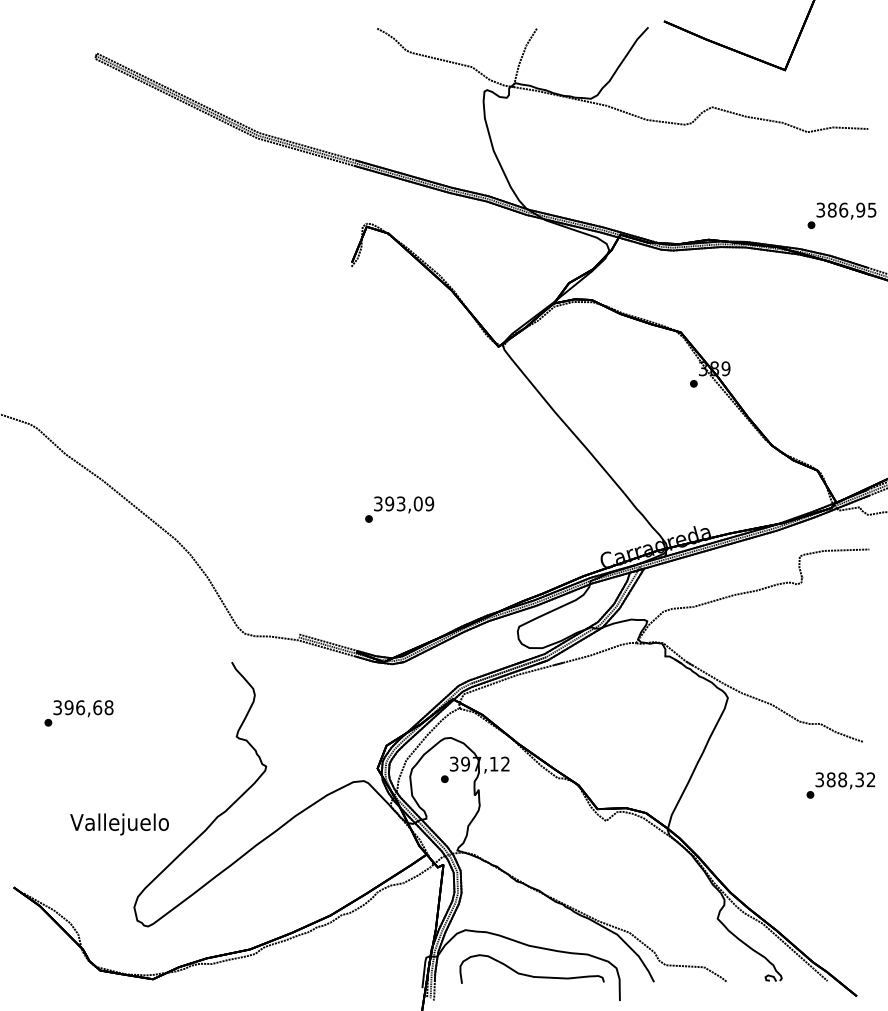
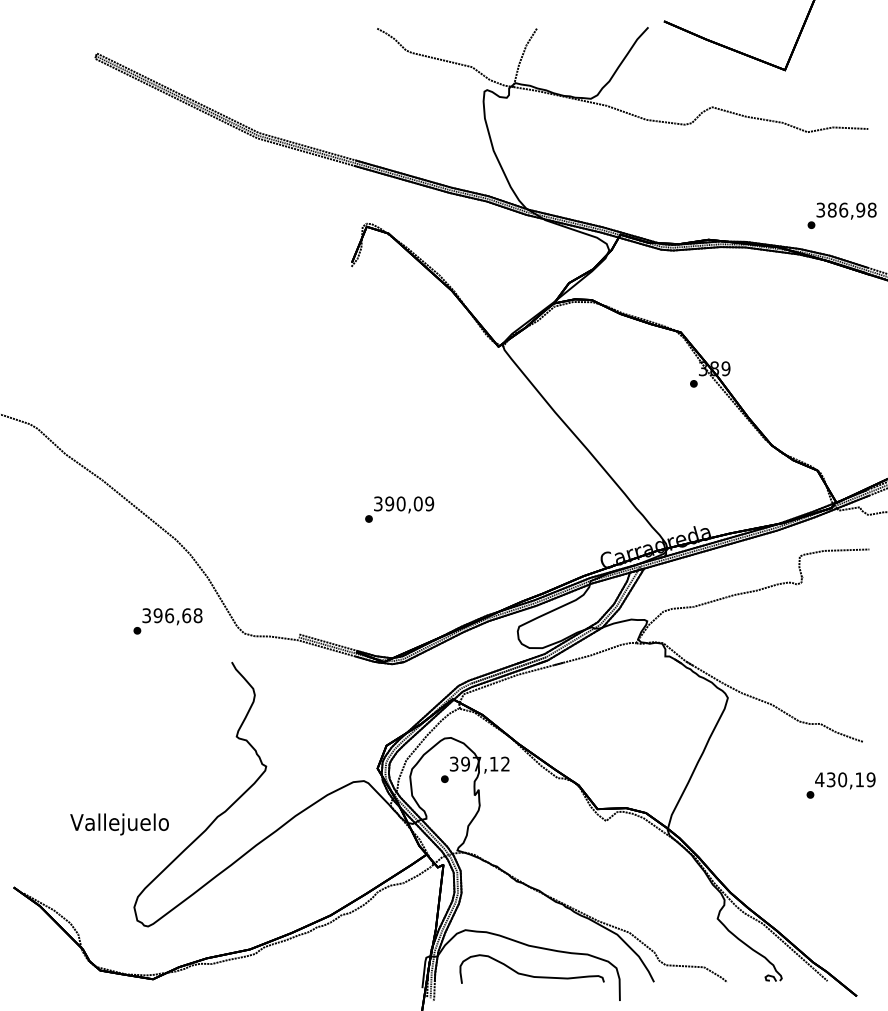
text: 386,95 -> 386,98 (871, 209)
text: 393,09 -> 390,09 (400, 503)
text position: (78, 713) -> (167, 621) (167, 621)
text: 388,32 -> 430,19 (845, 779)
